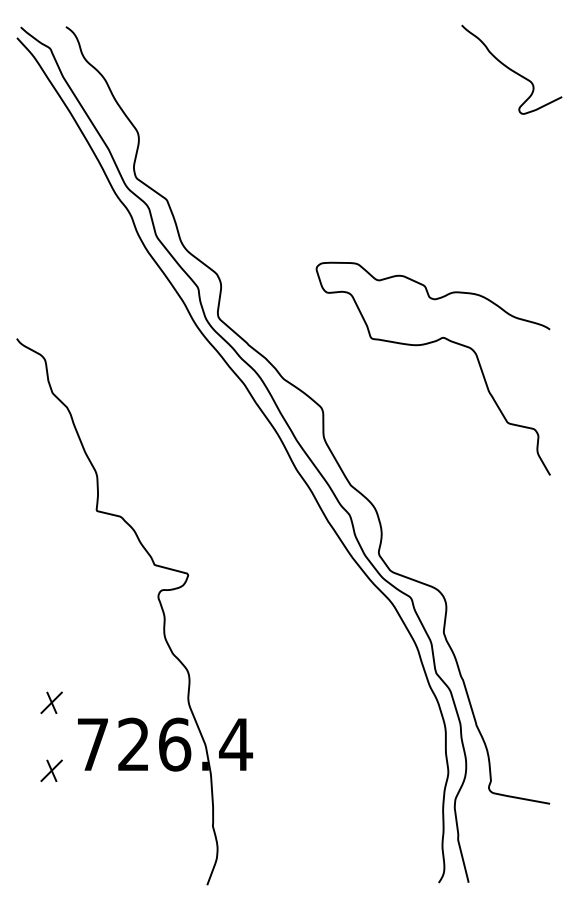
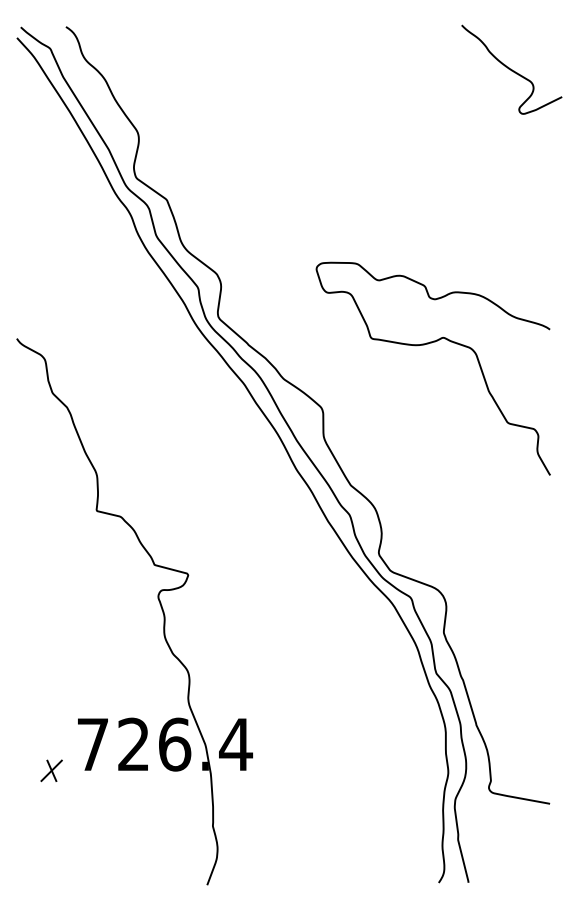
part: present -> none (51, 702)
